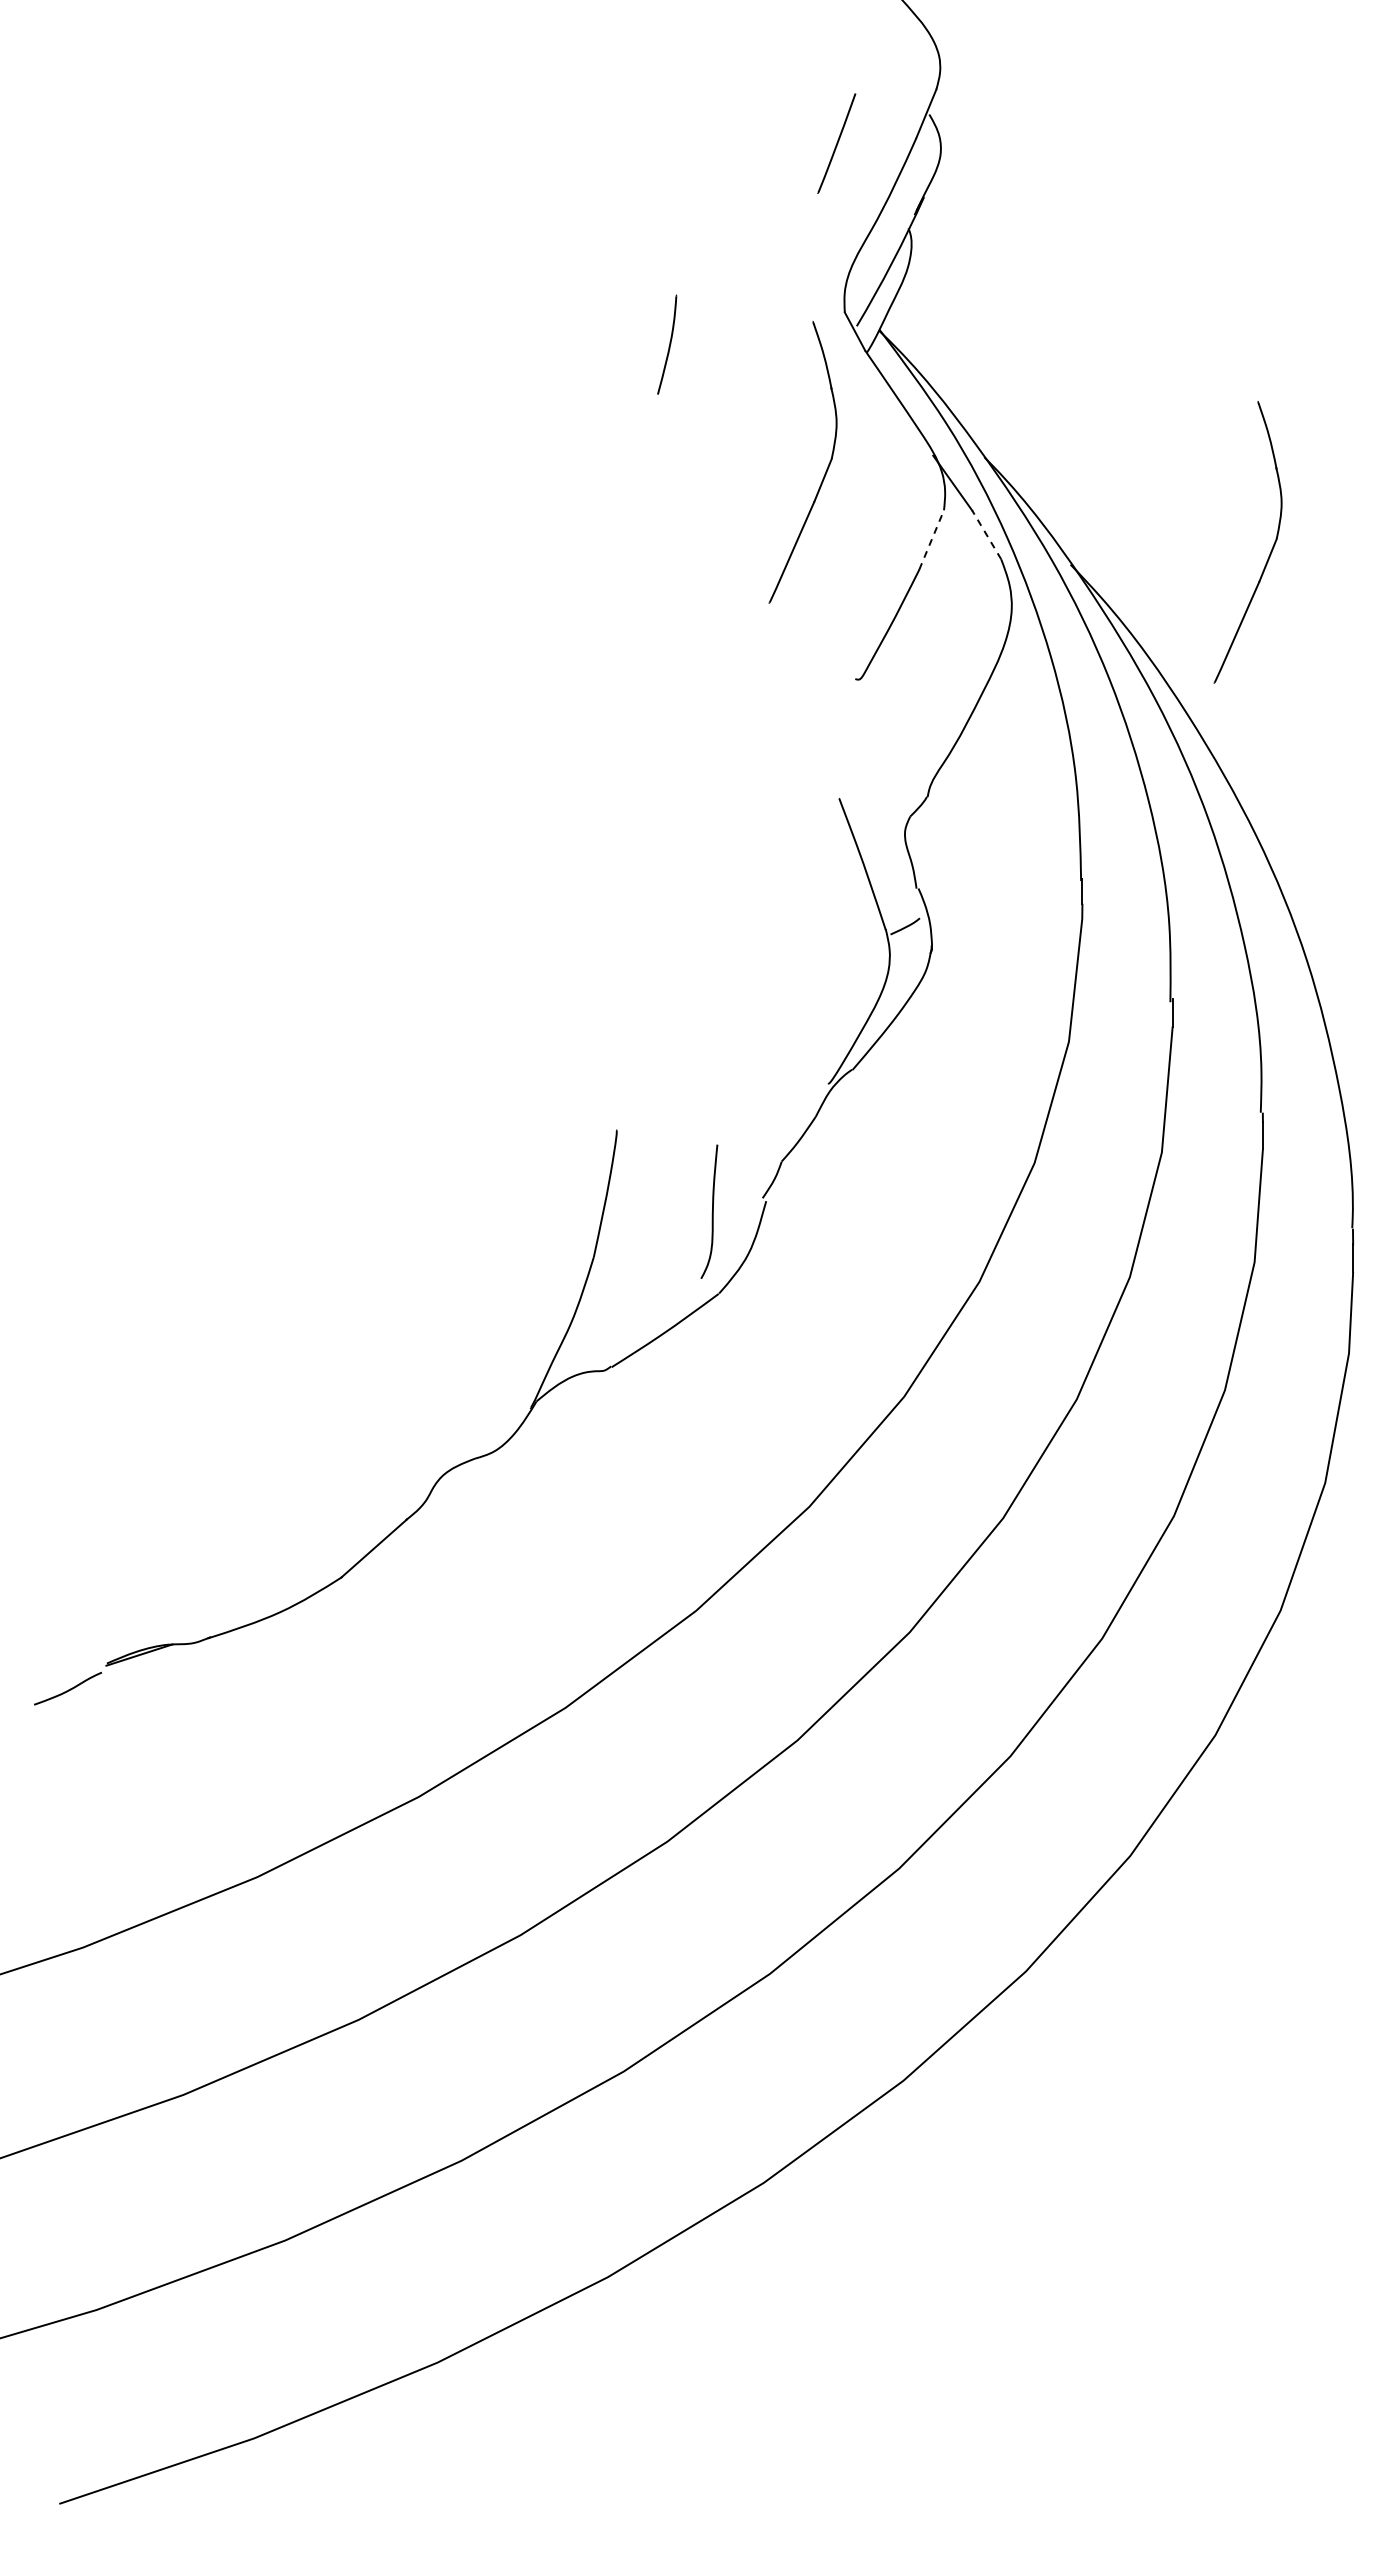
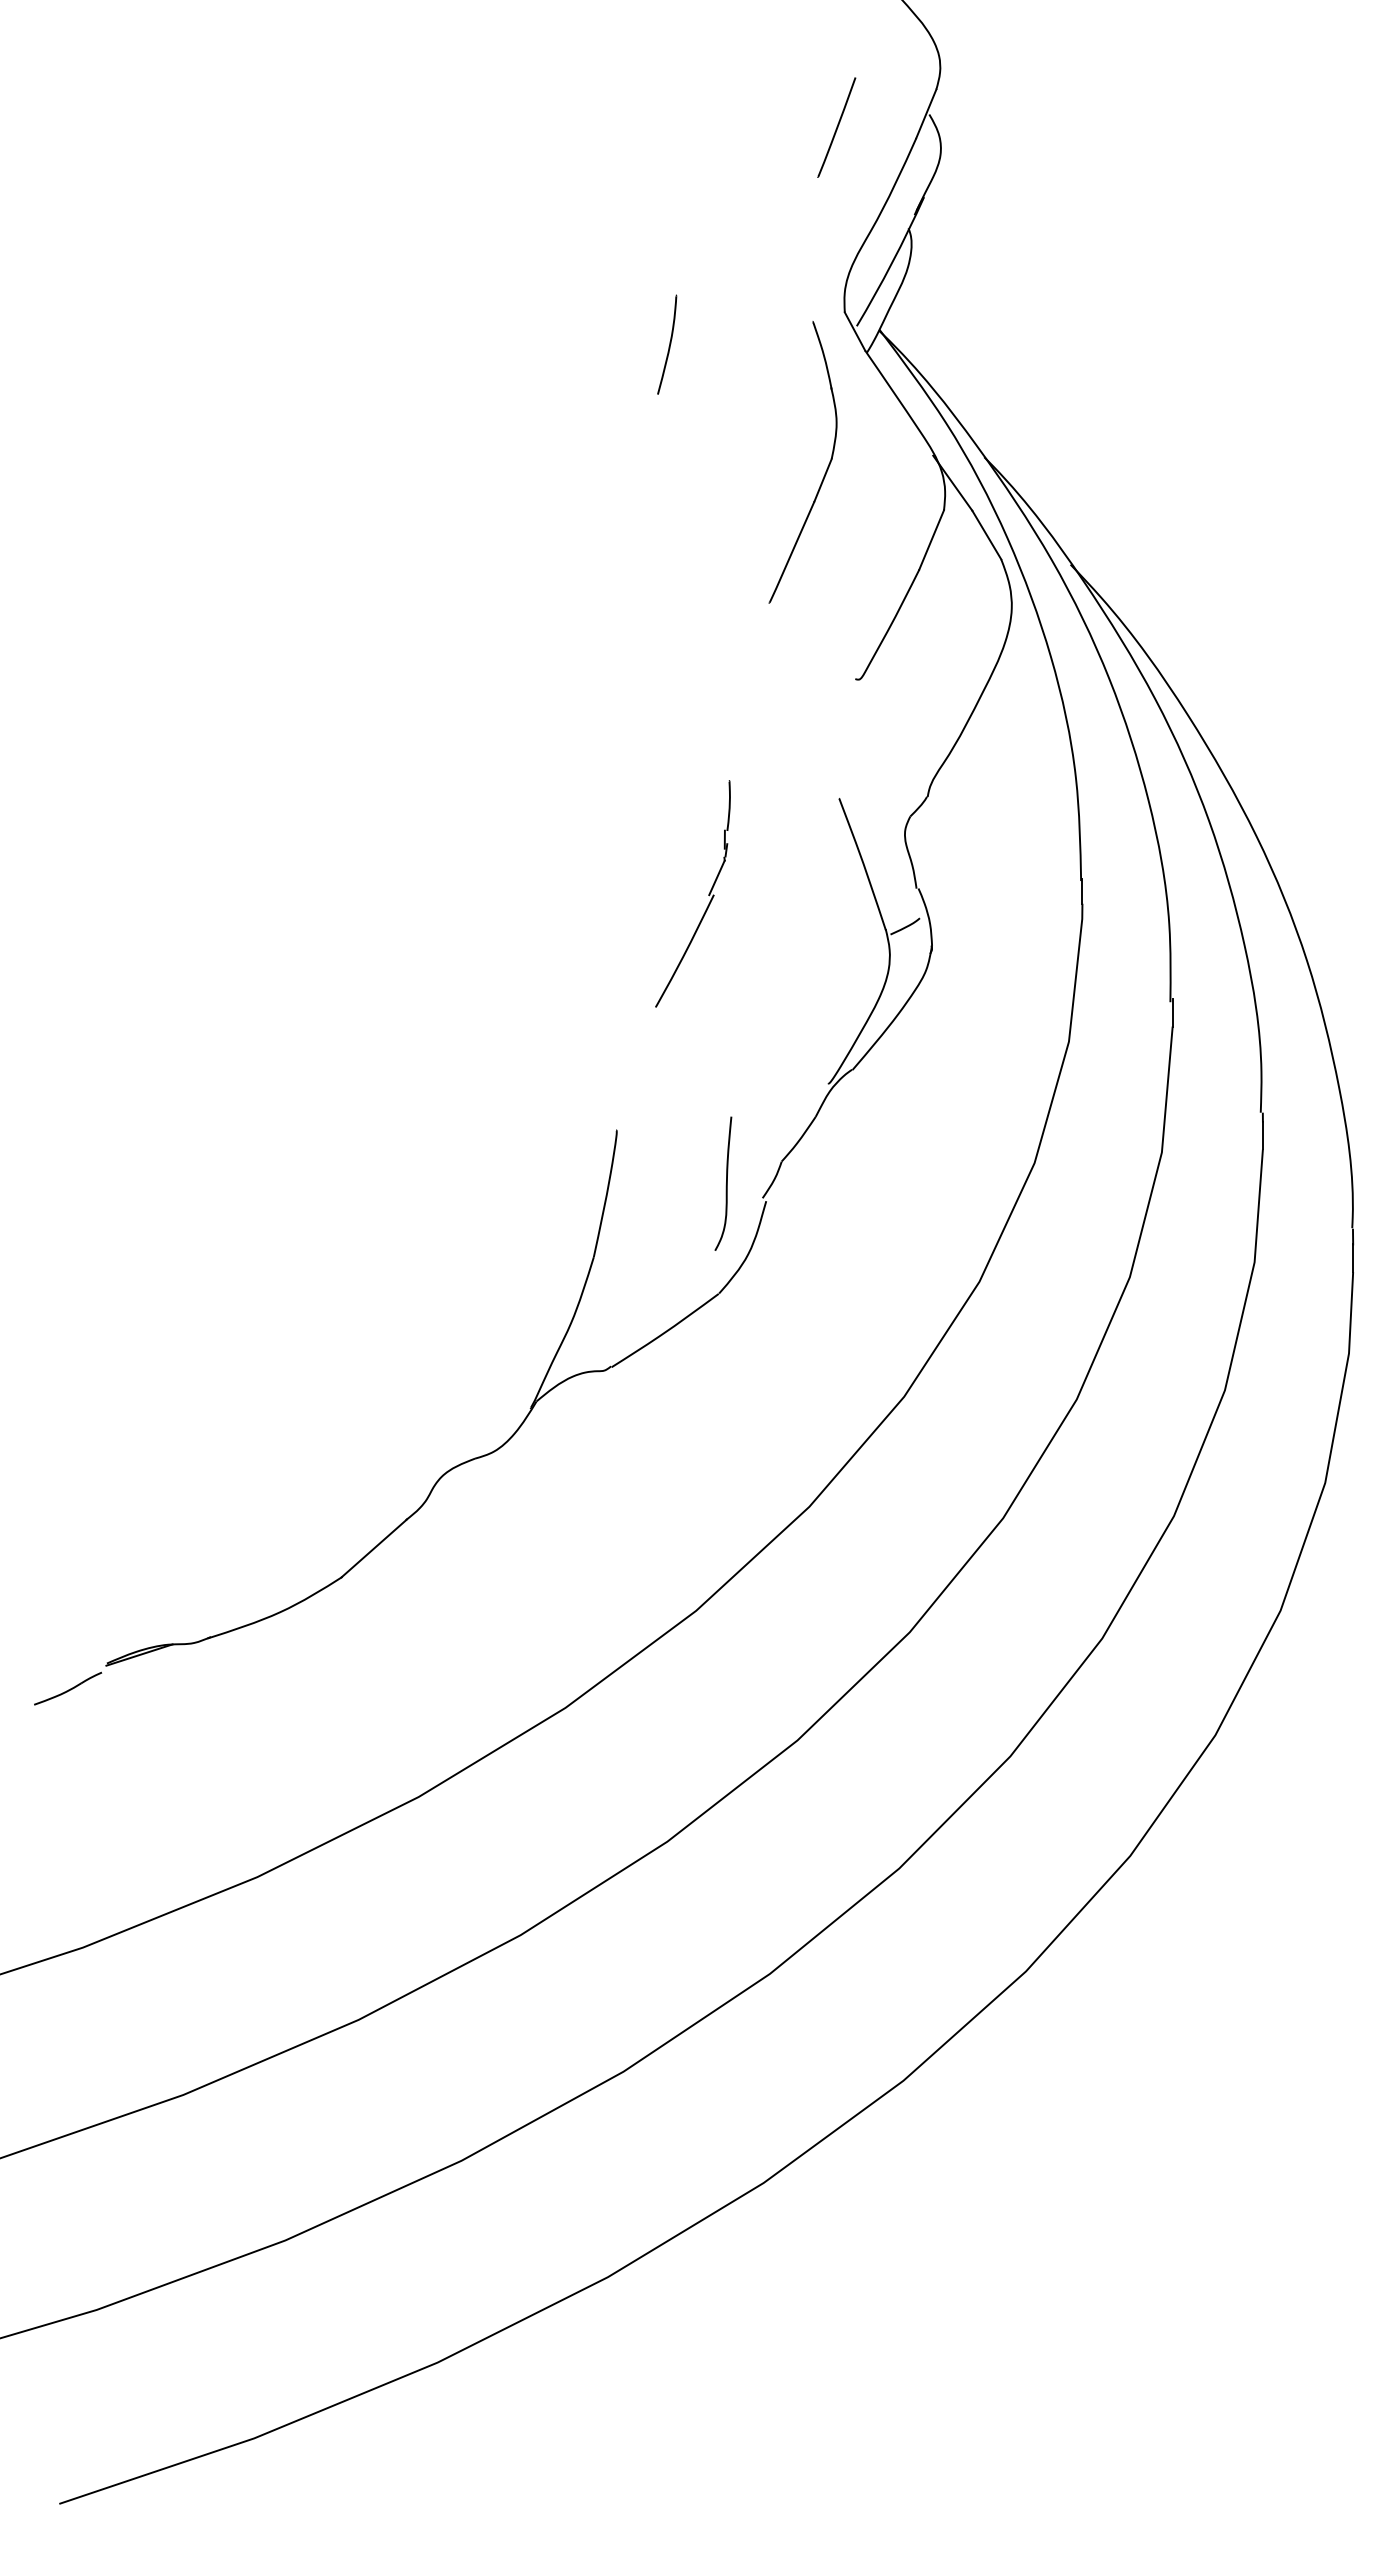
line position: (836, 143) -> (836, 127) (836, 127)
line: dashed -> solid (986, 534)
line: dashed -> solid (931, 539)
part: present -> none (1269, 553)
part: none -> present (708, 894)
curve position: (711, 1213) -> (725, 1185) (725, 1185)
